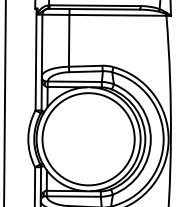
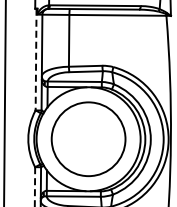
line: solid -> dashed (36, 59)
circle diameter: 92 px -> 74 px (88, 139)
line: solid -> dashed (34, 187)
